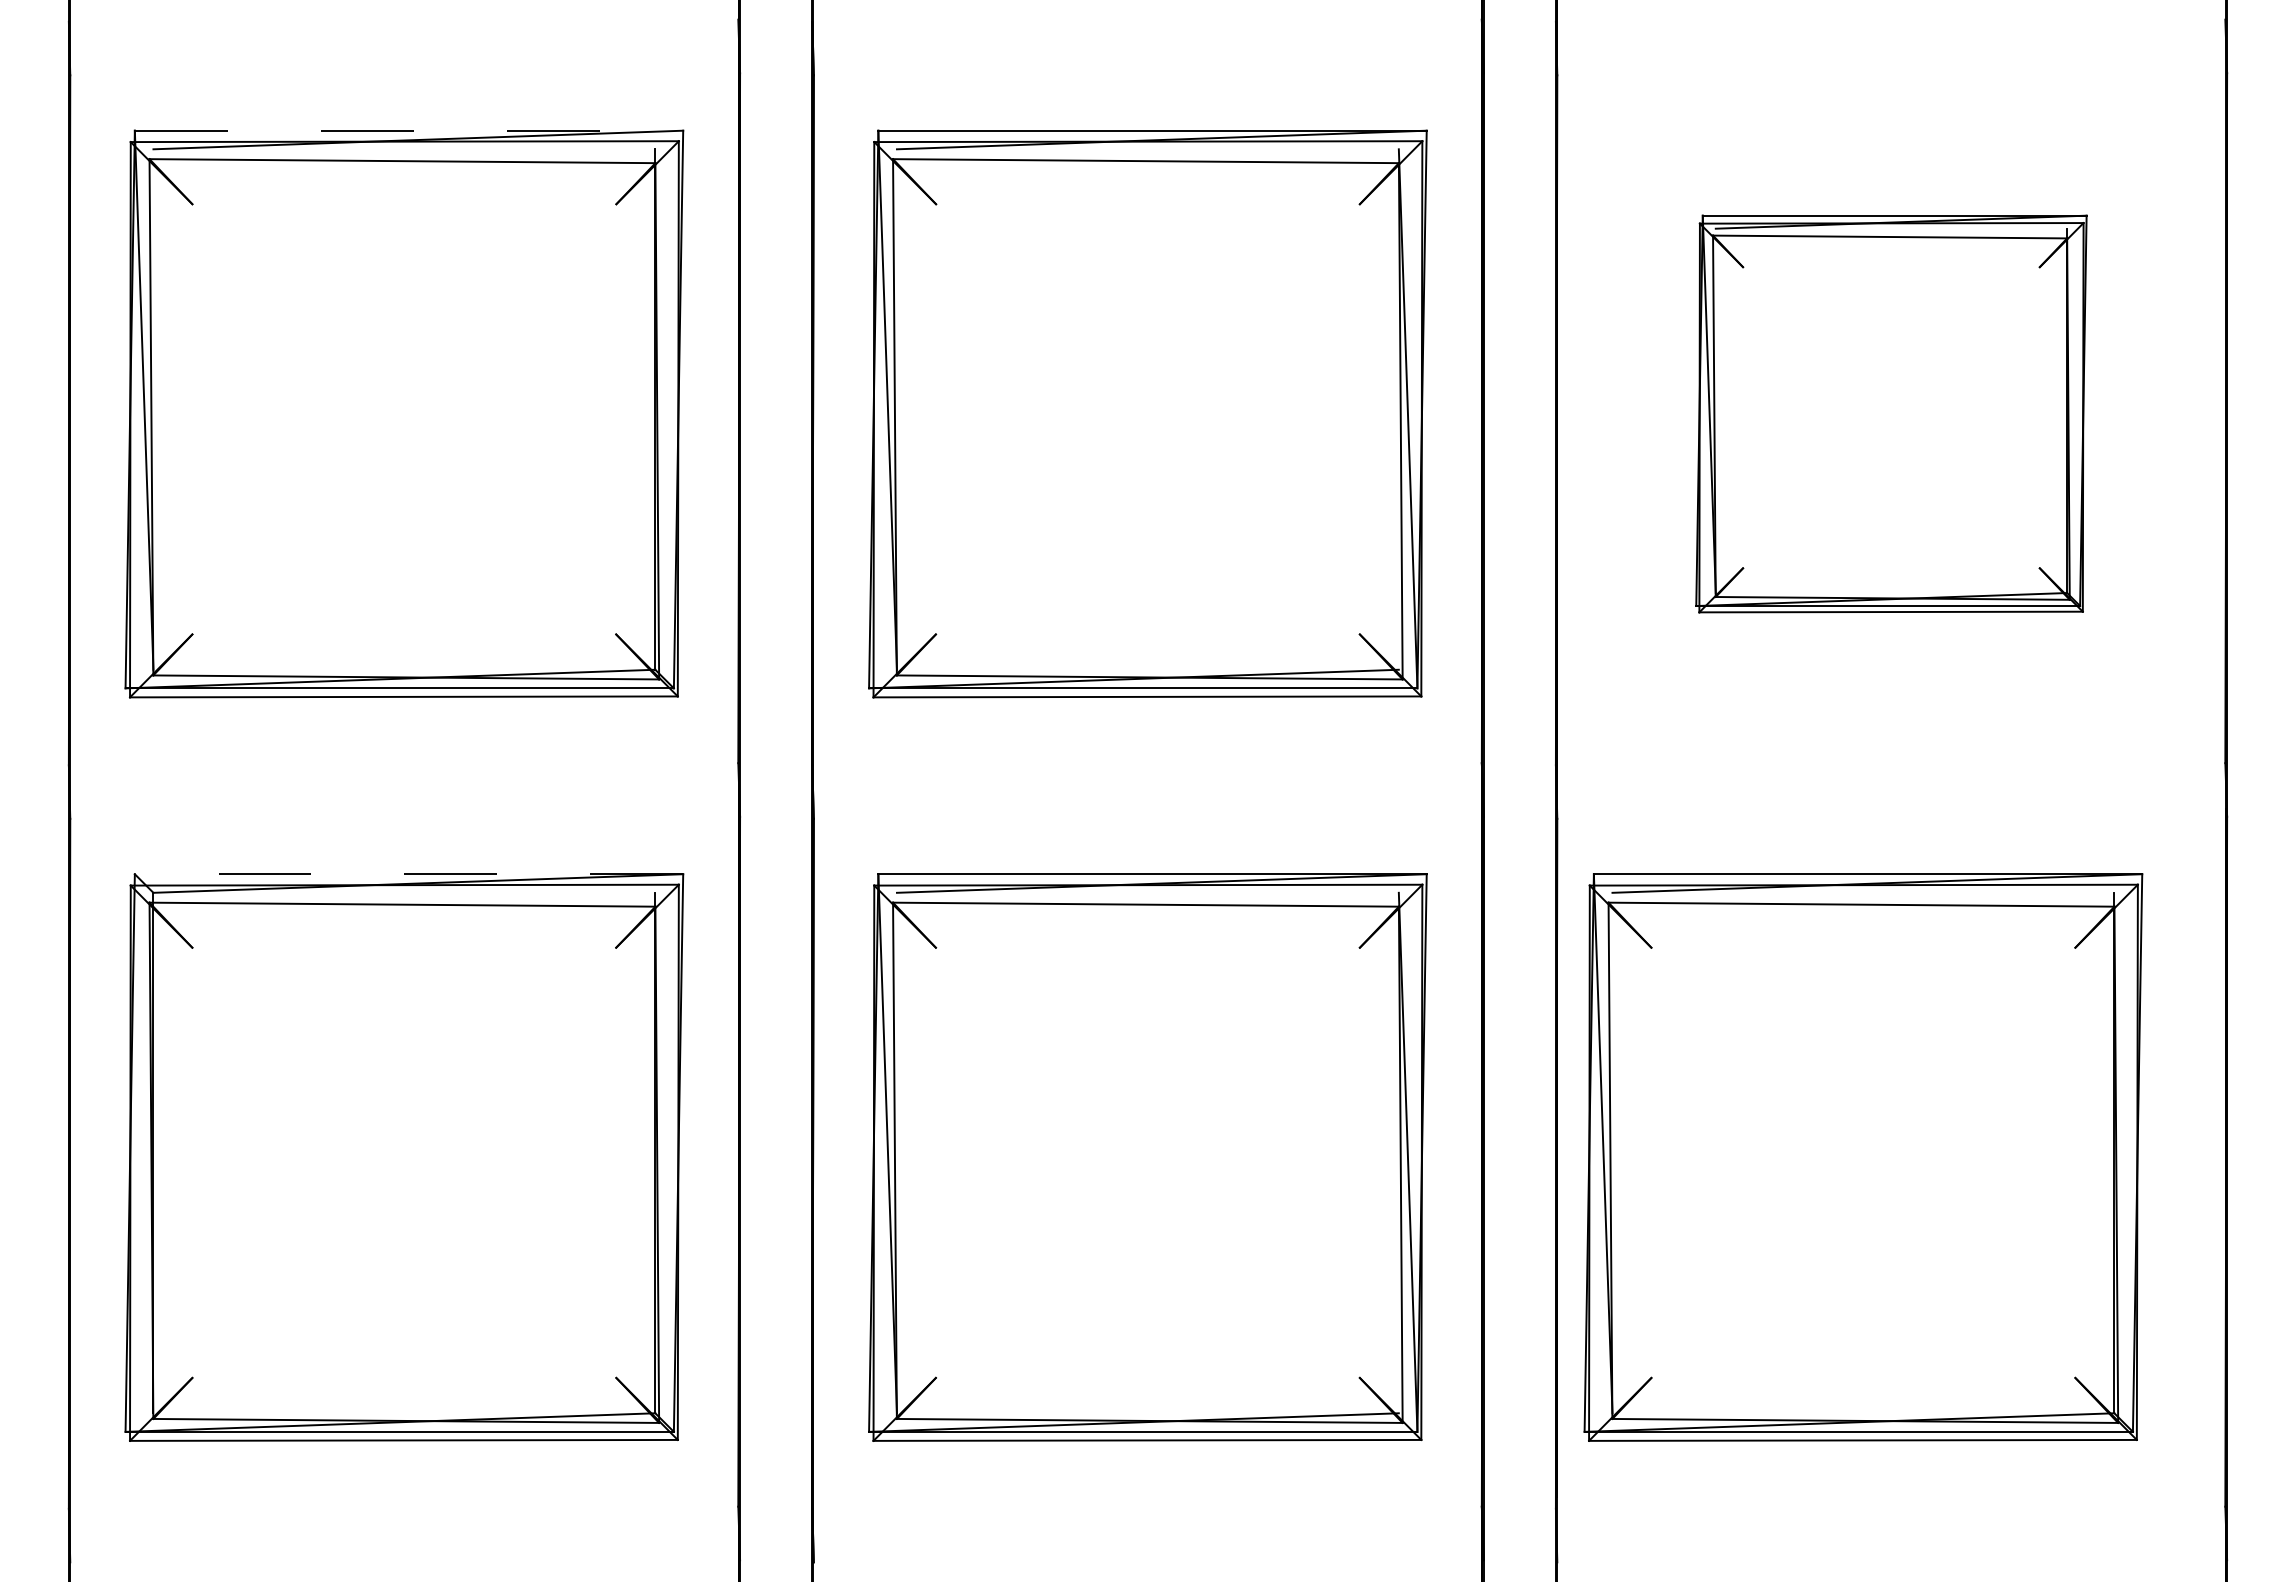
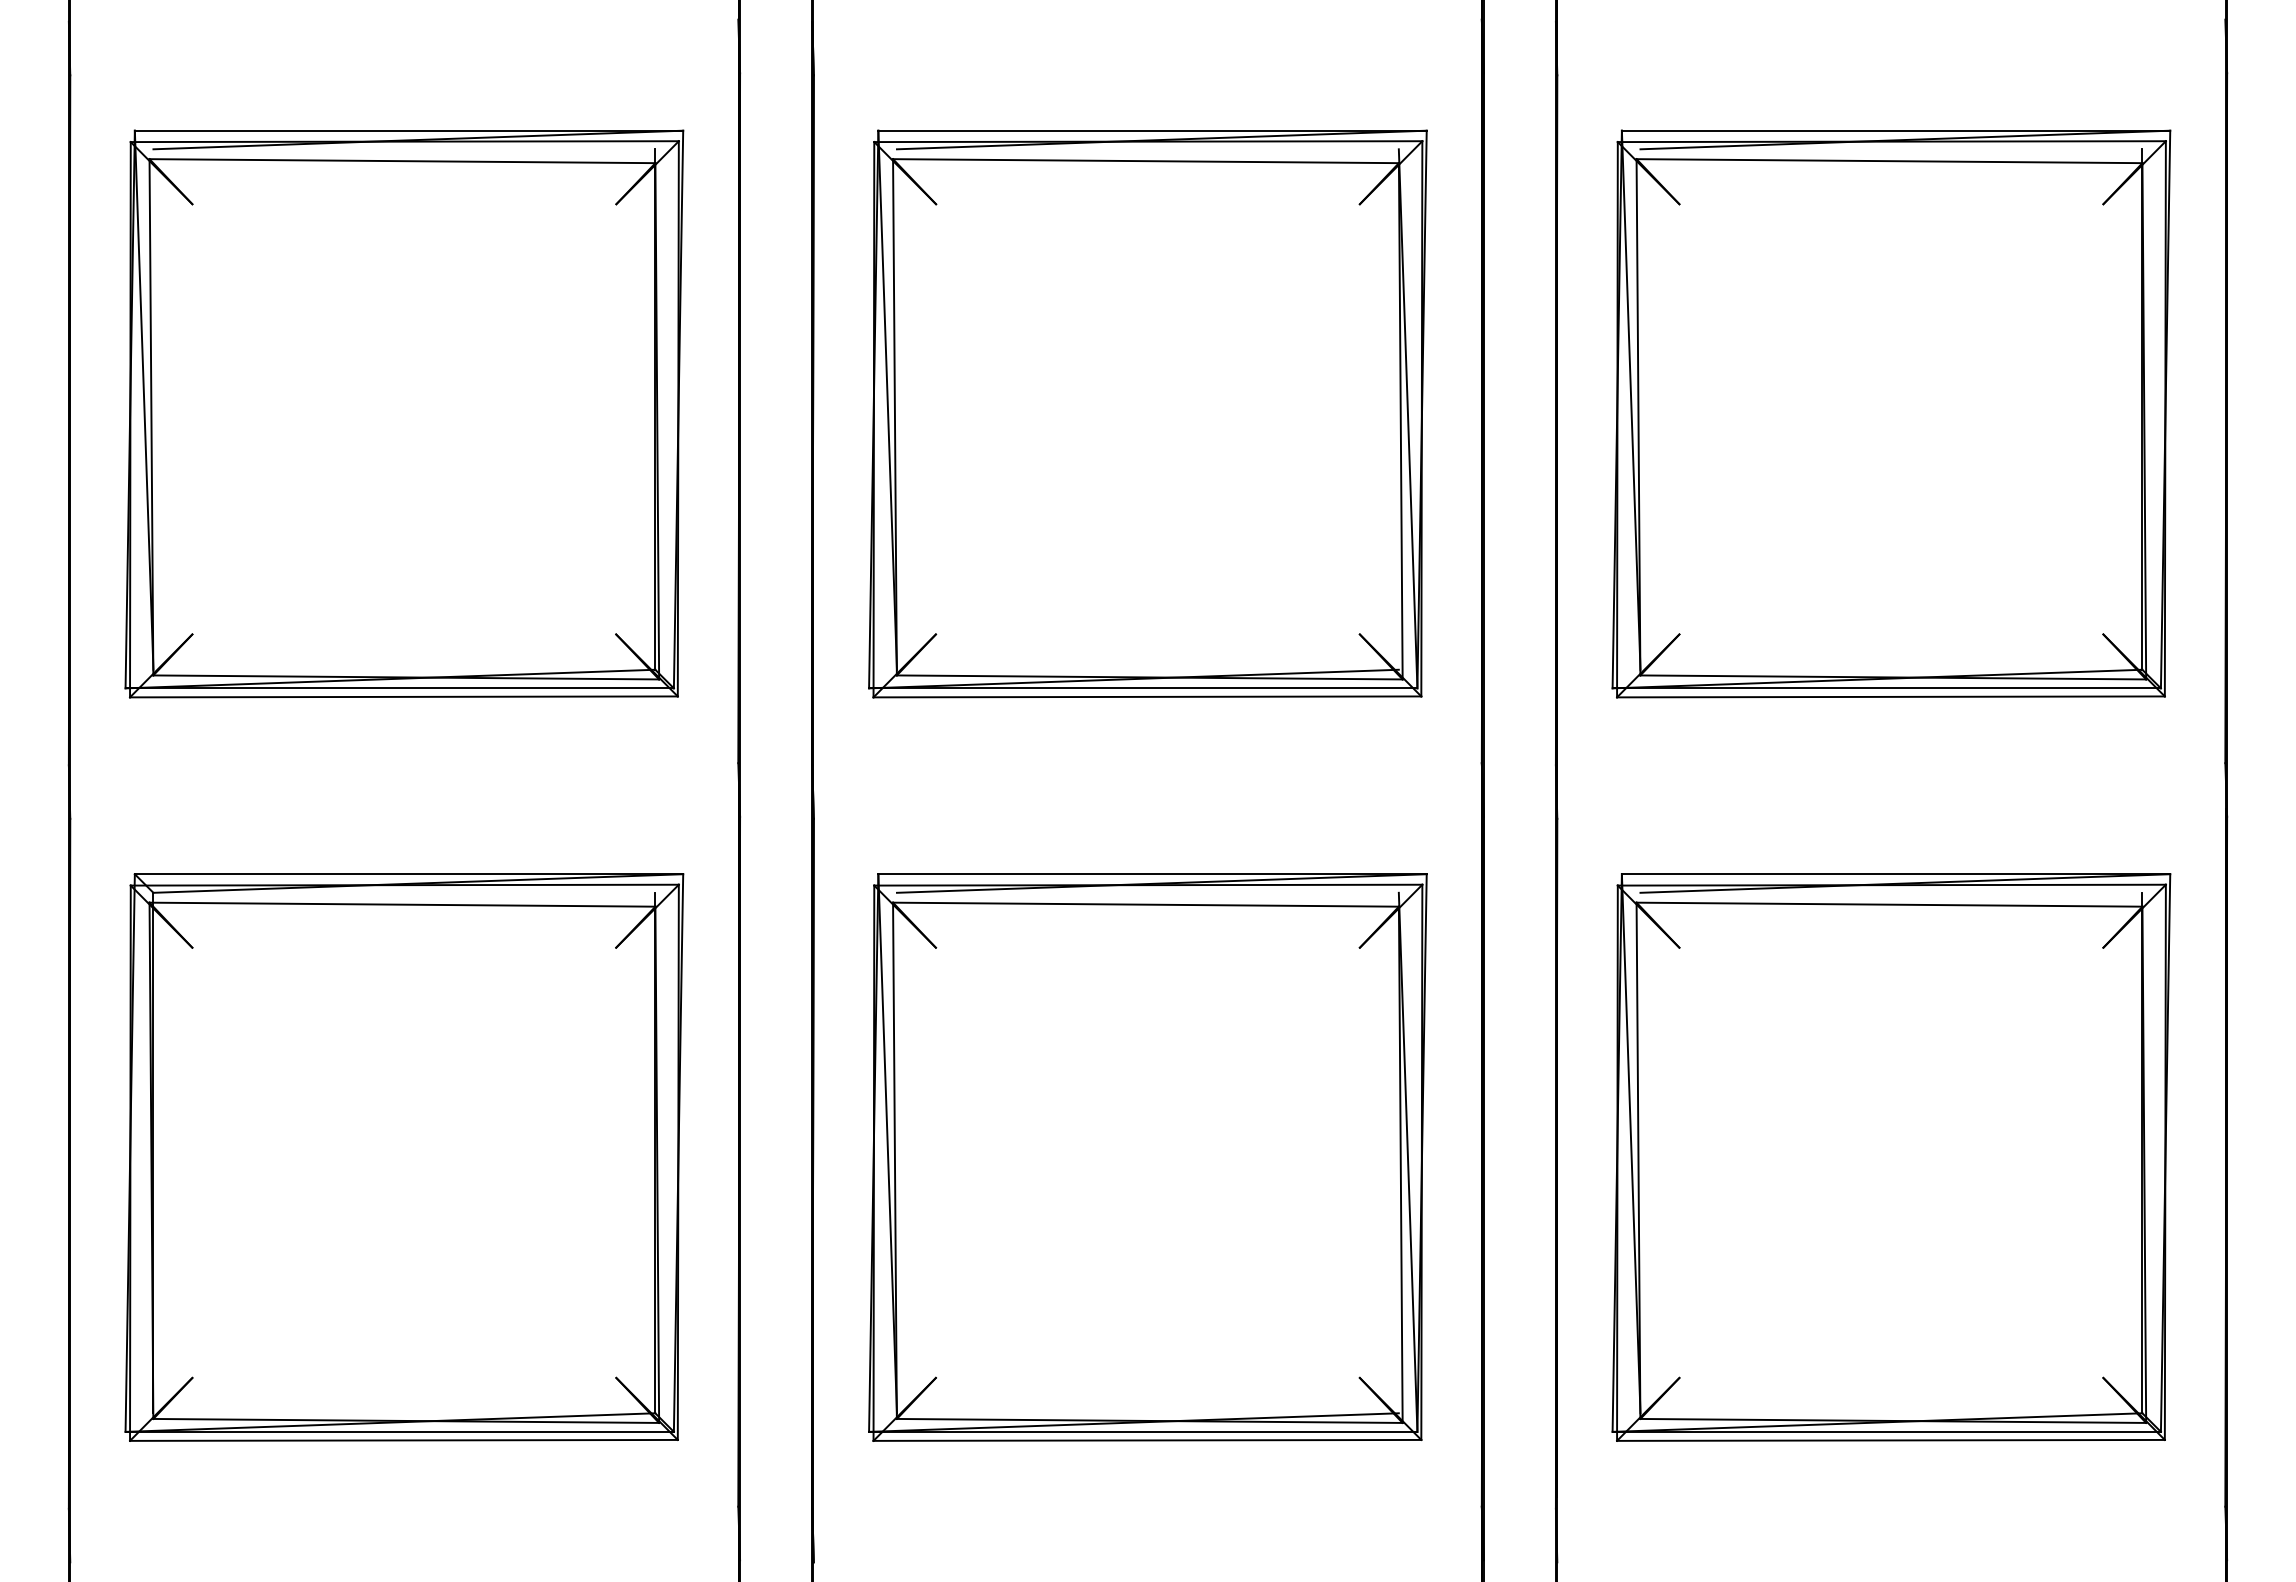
line: dashed -> solid (409, 130)
part size: 393x400 px -> 561x570 px (1891, 413)
line: dashed -> solid (408, 874)
part position: (1863, 1157) -> (1891, 1157) (1891, 1157)
